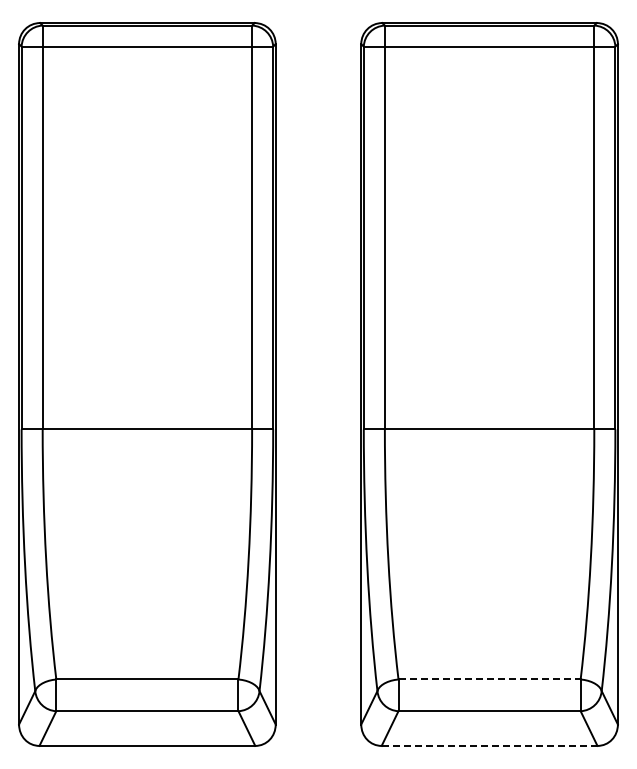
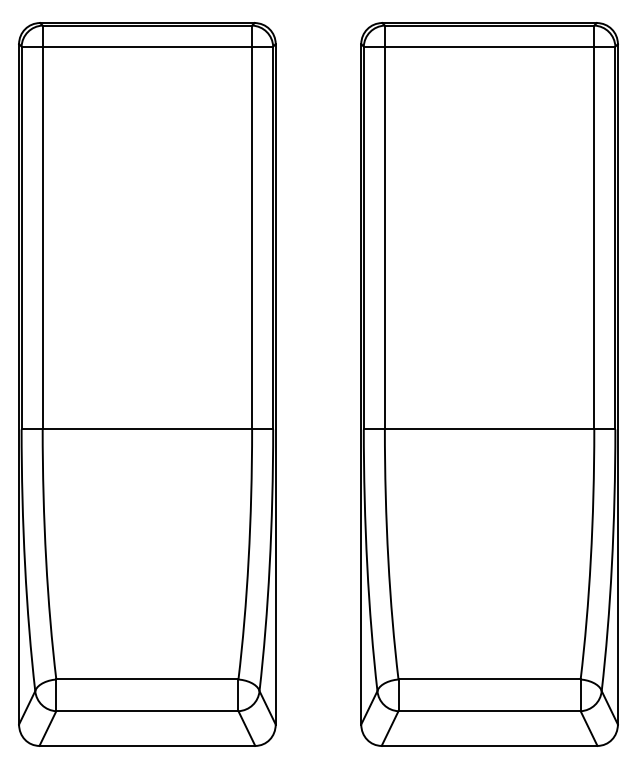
line: dashed -> solid (490, 679)
line: dashed -> solid (489, 745)
